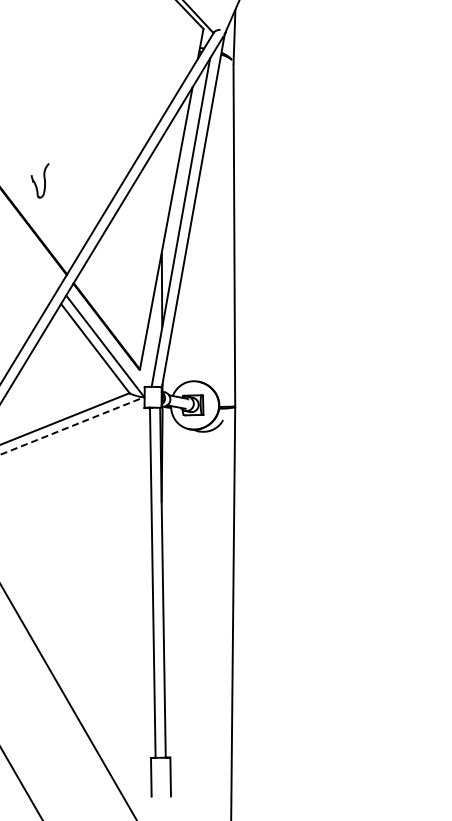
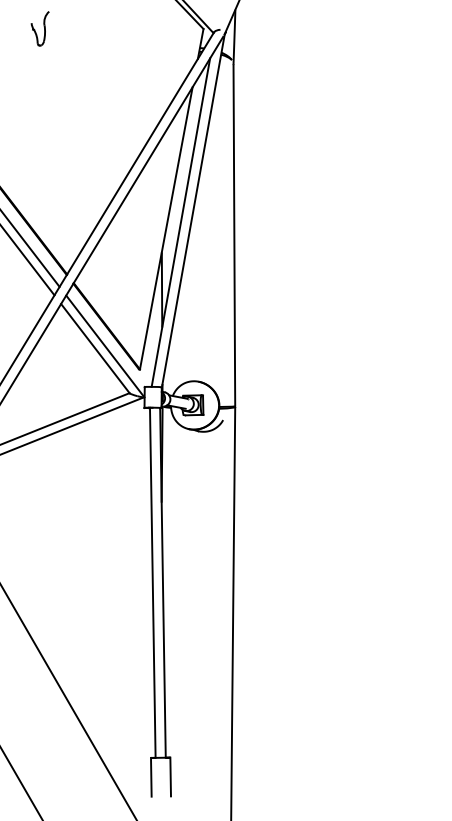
part position: (39, 180) -> (39, 28) (39, 28)
line: none -> present (30, 249)
line: none -> present (28, 261)
line: dashed -> solid (72, 425)
